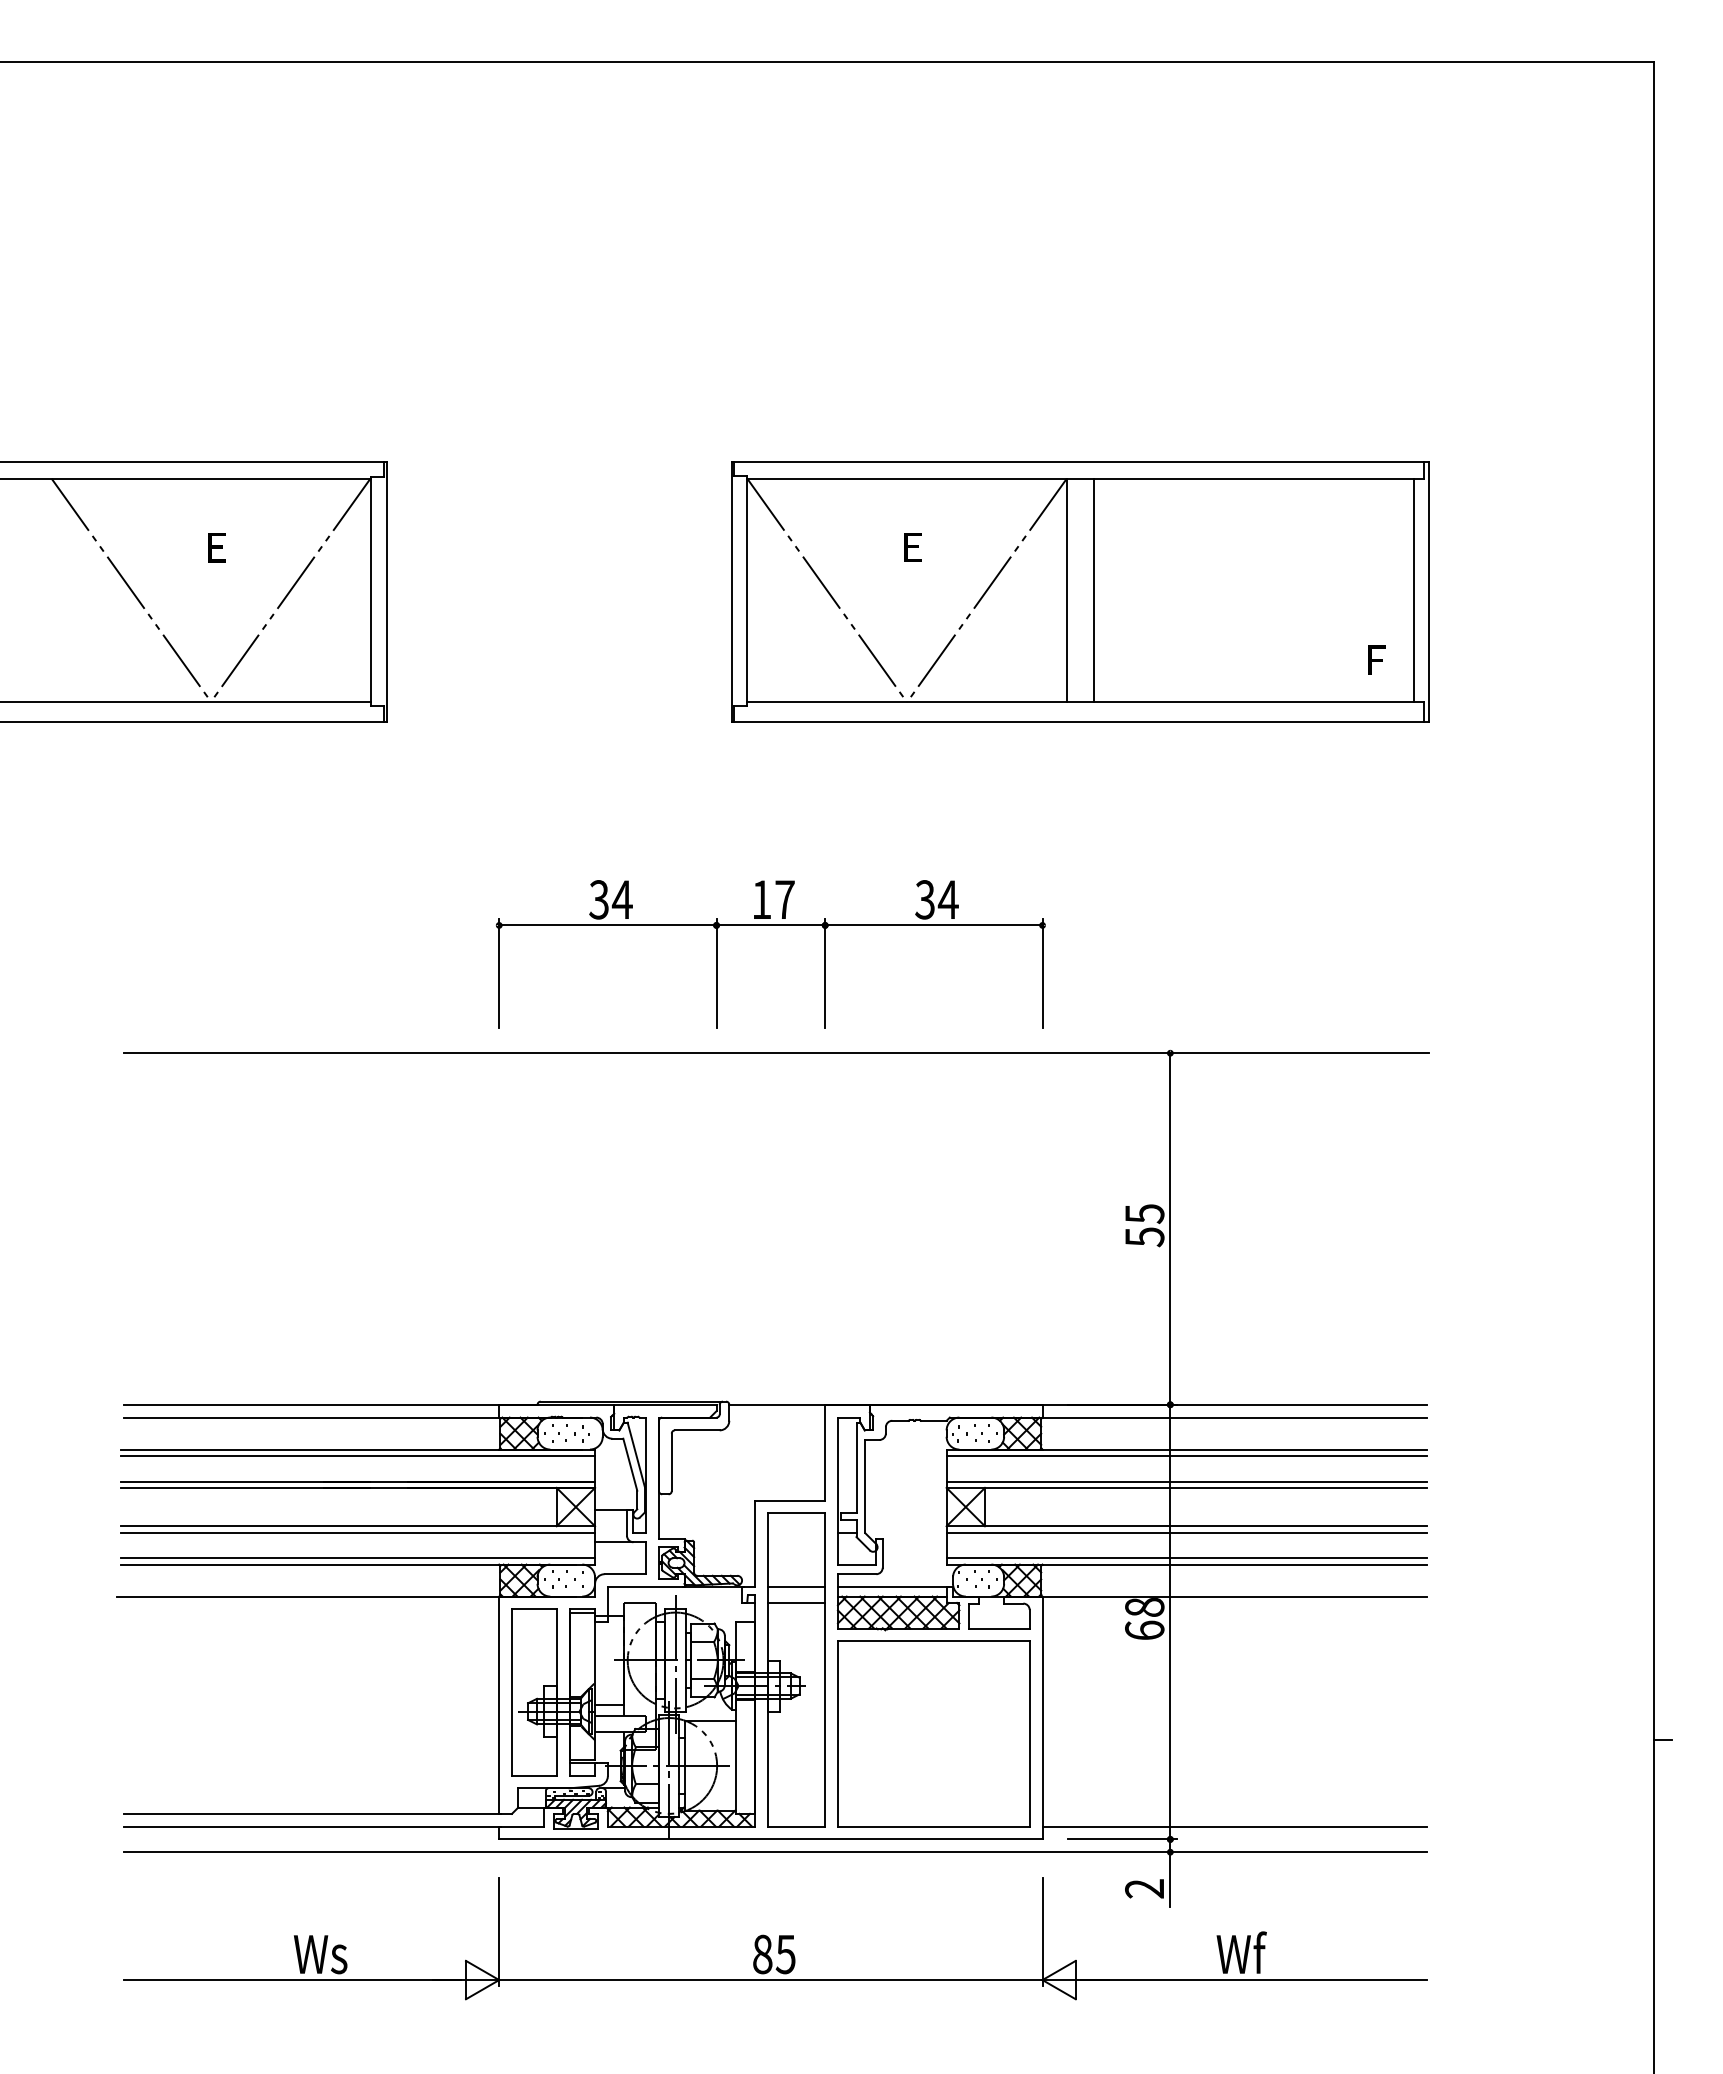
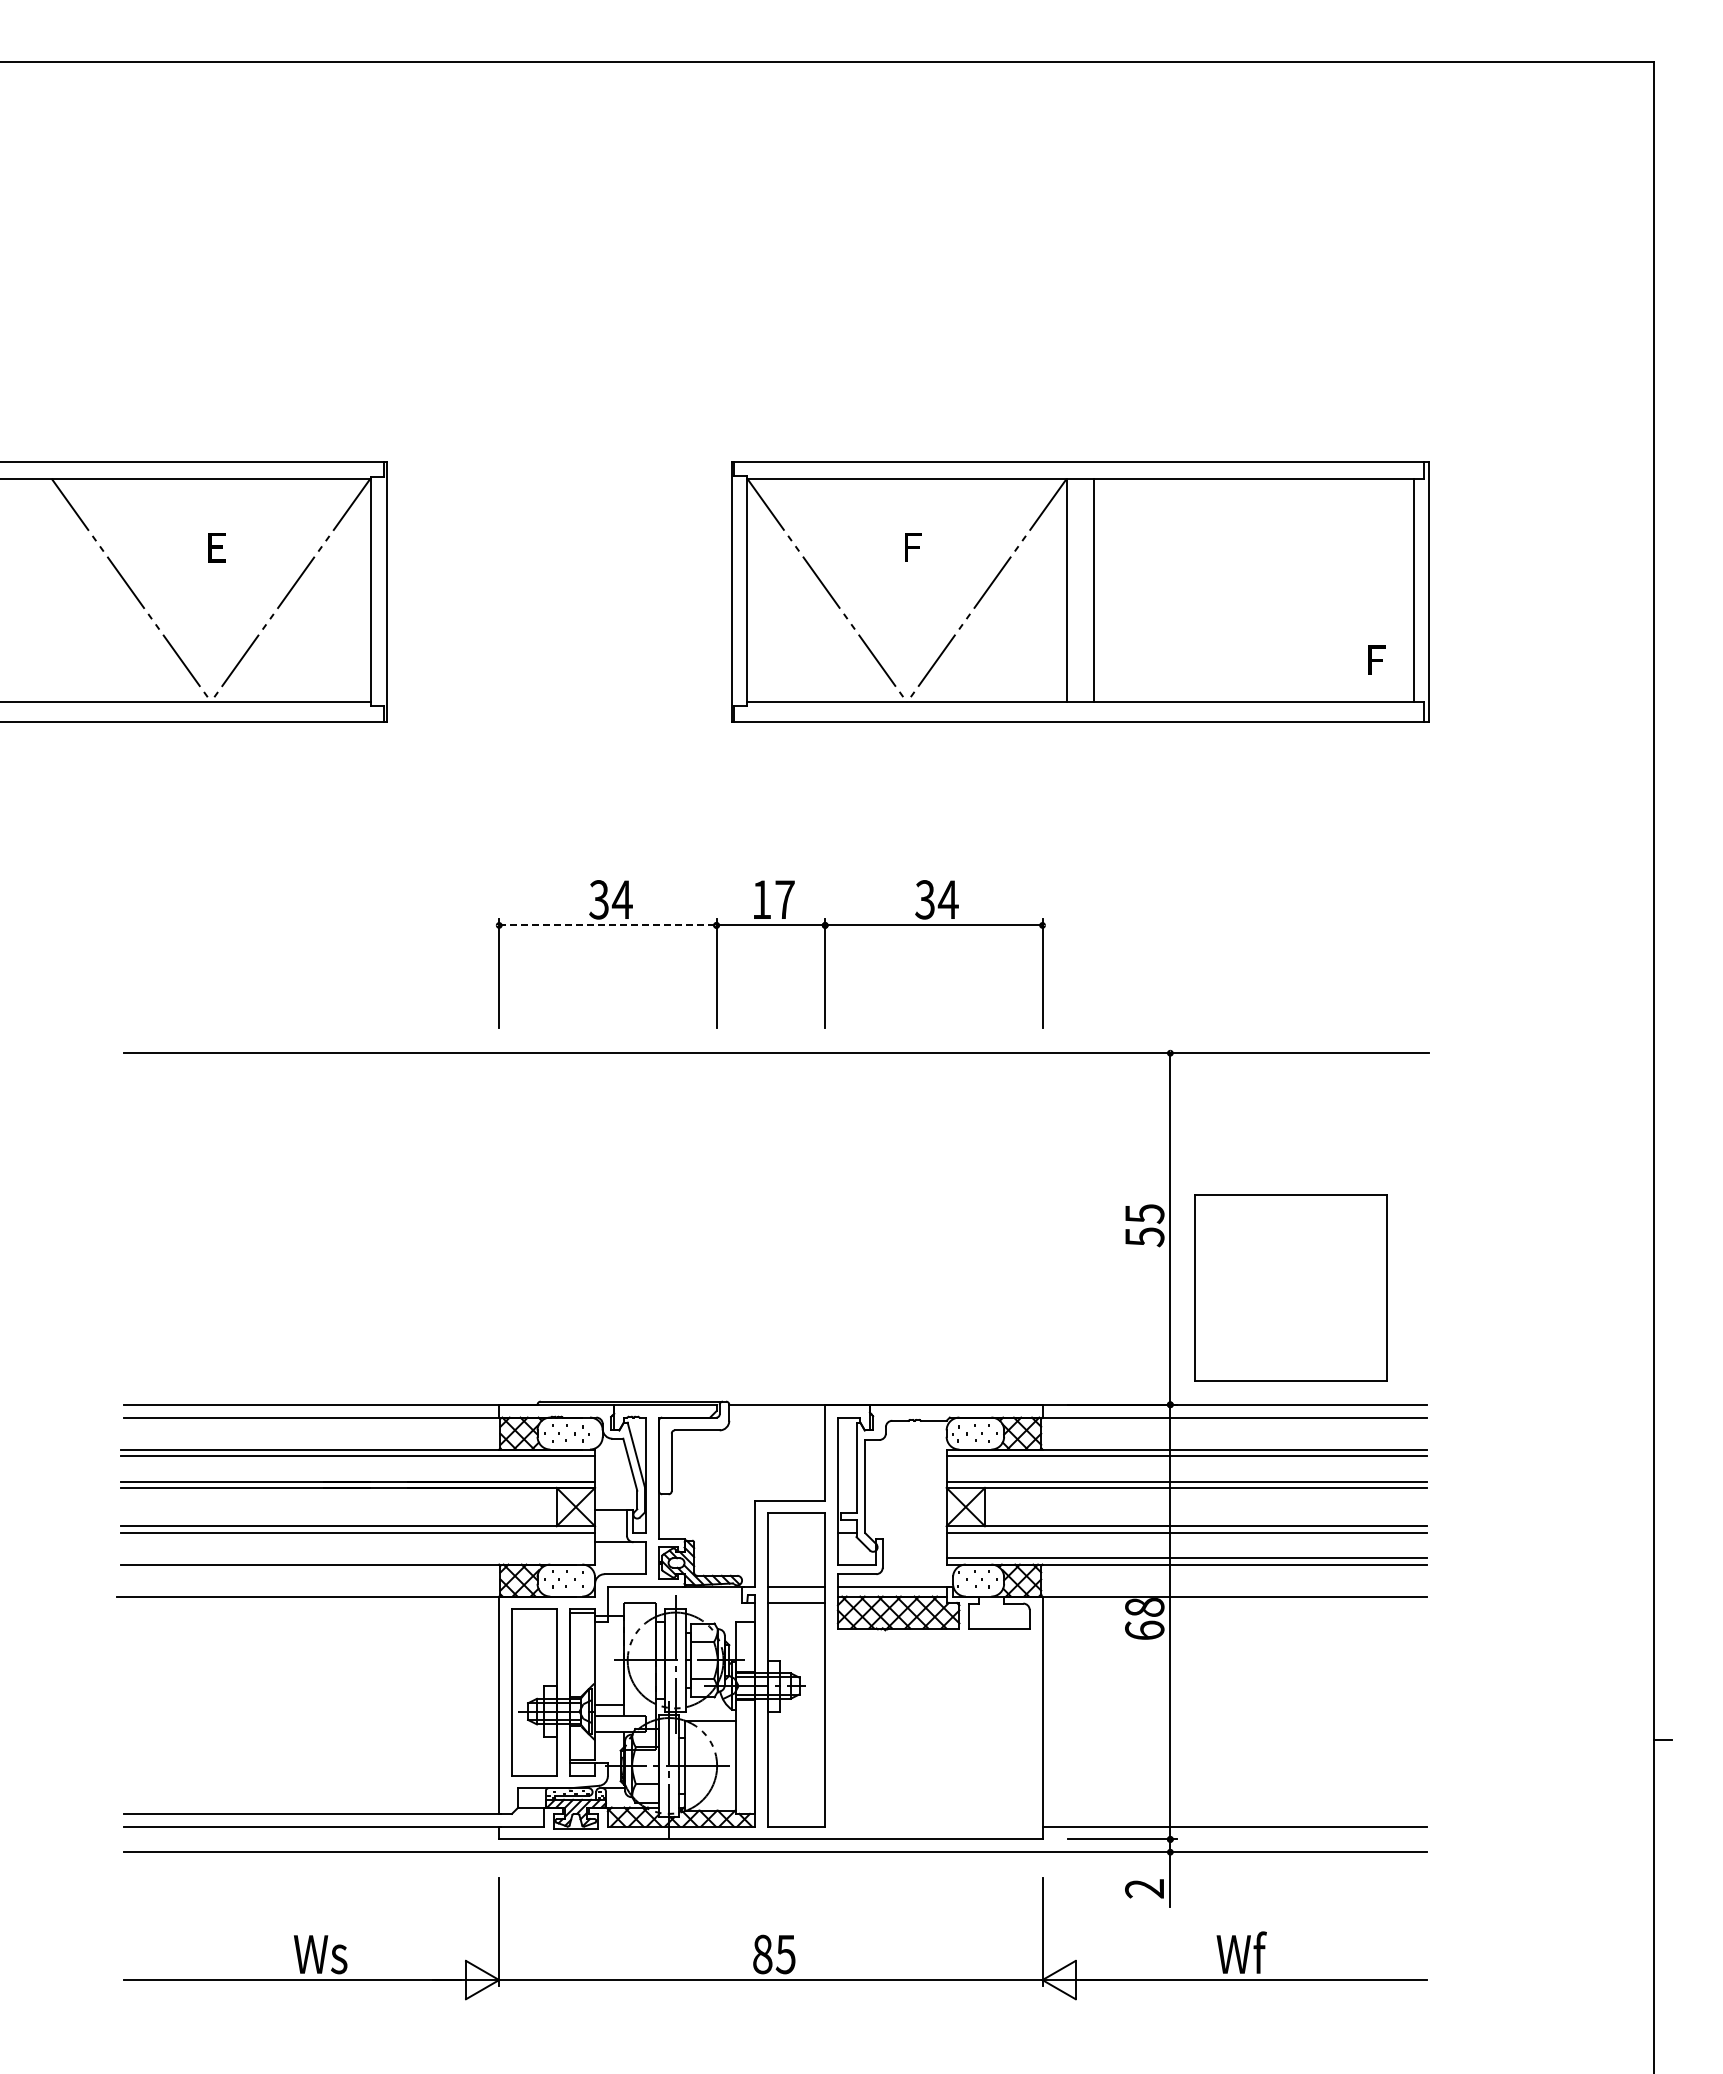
text: Ｅ -> Ｆ (912, 547)
line: solid -> dashed (607, 925)
line: present -> none (358, 1558)
part position: (933, 1733) -> (1290, 1287) (1290, 1287)
